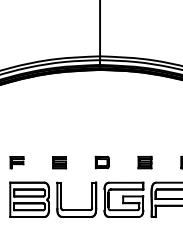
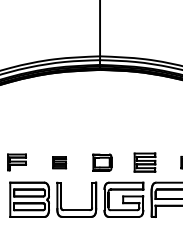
part size: 16x14 px -> 20x19 px (16, 162)
part size: 16x15 px -> 21x19 px (102, 162)
part size: 16x15 px -> 24x21 px (144, 162)
